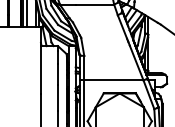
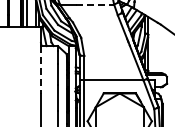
line: solid -> dashed (95, 4)
line: solid -> dashed (40, 70)
